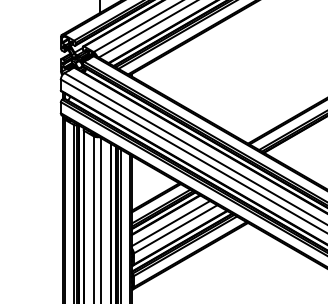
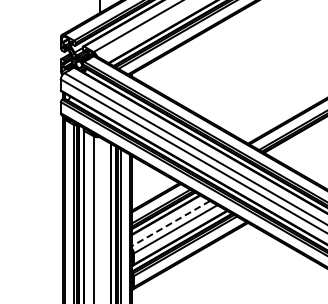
line: present -> none (146, 29)
line: present -> none (101, 219)
line: solid -> dashed (170, 223)
